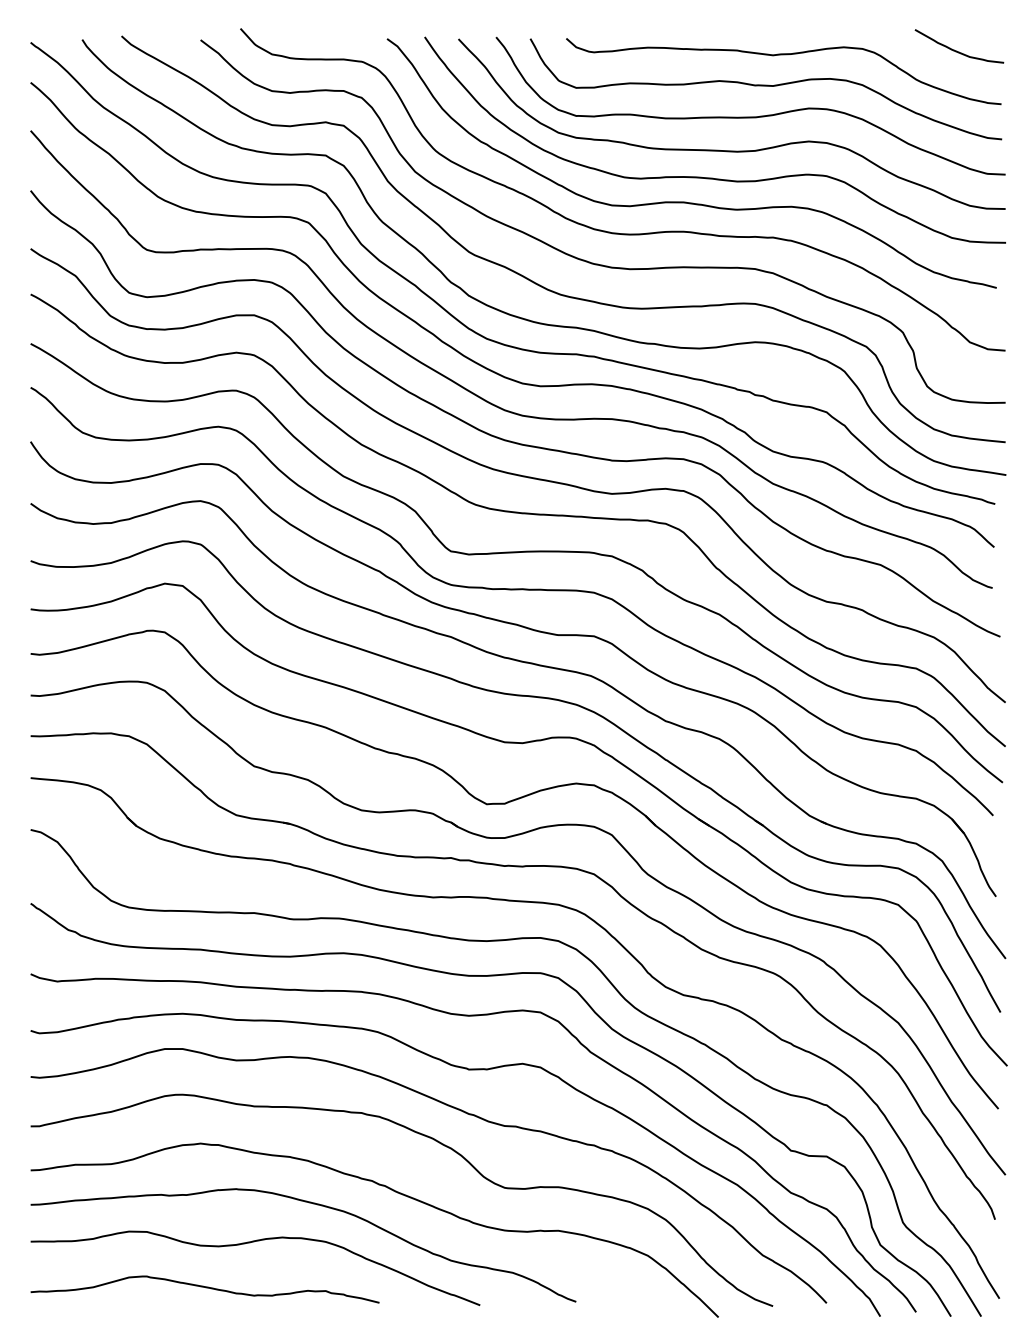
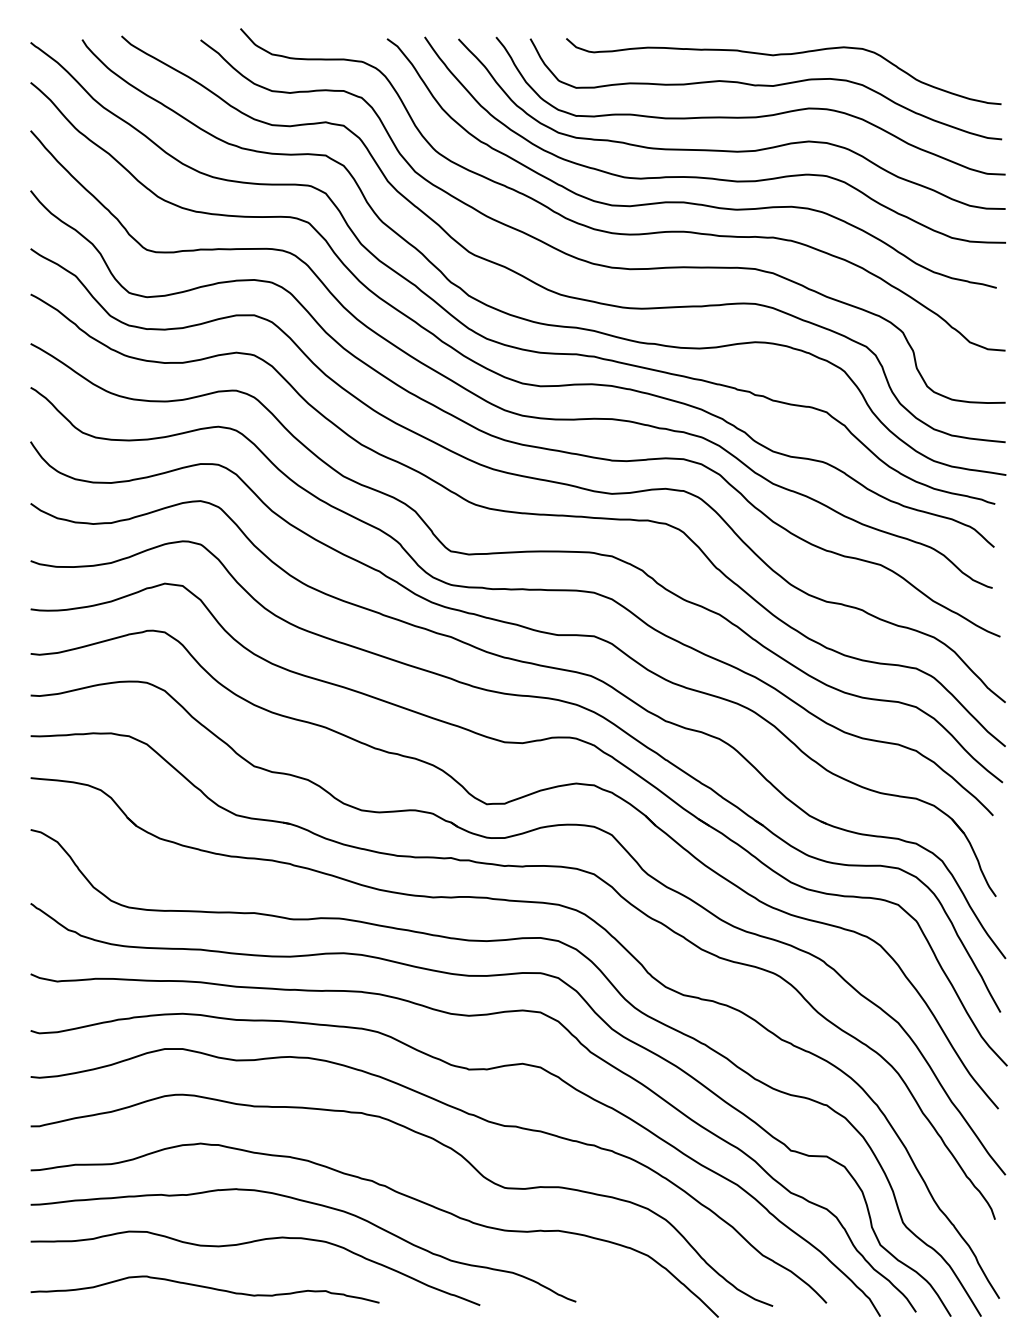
curve: present -> none (956, 50)
